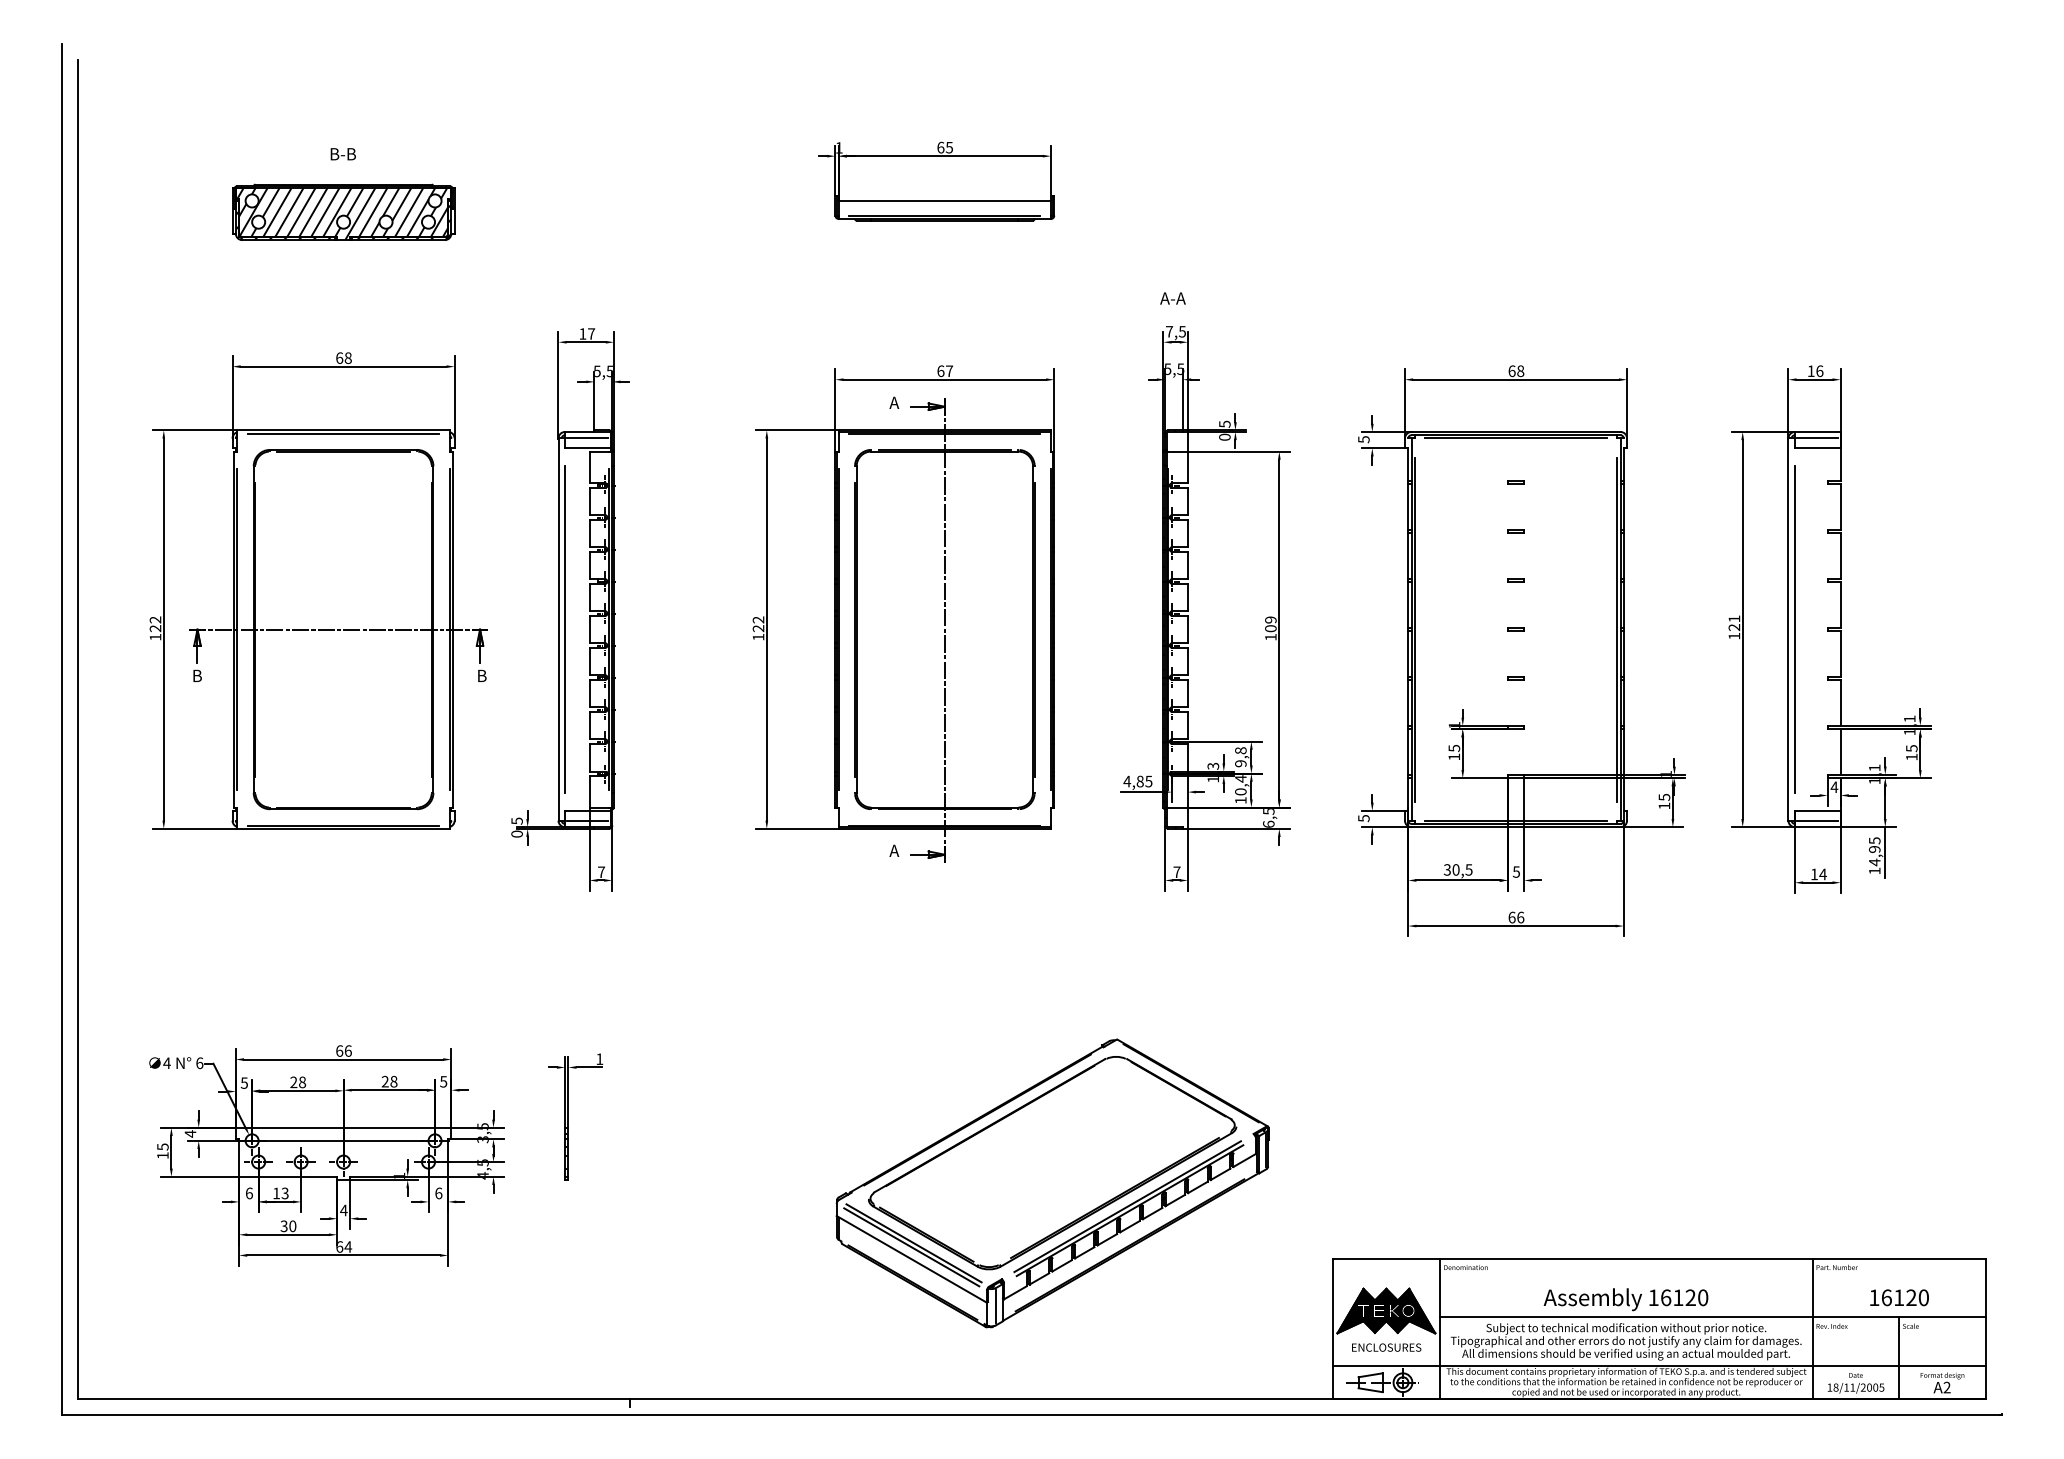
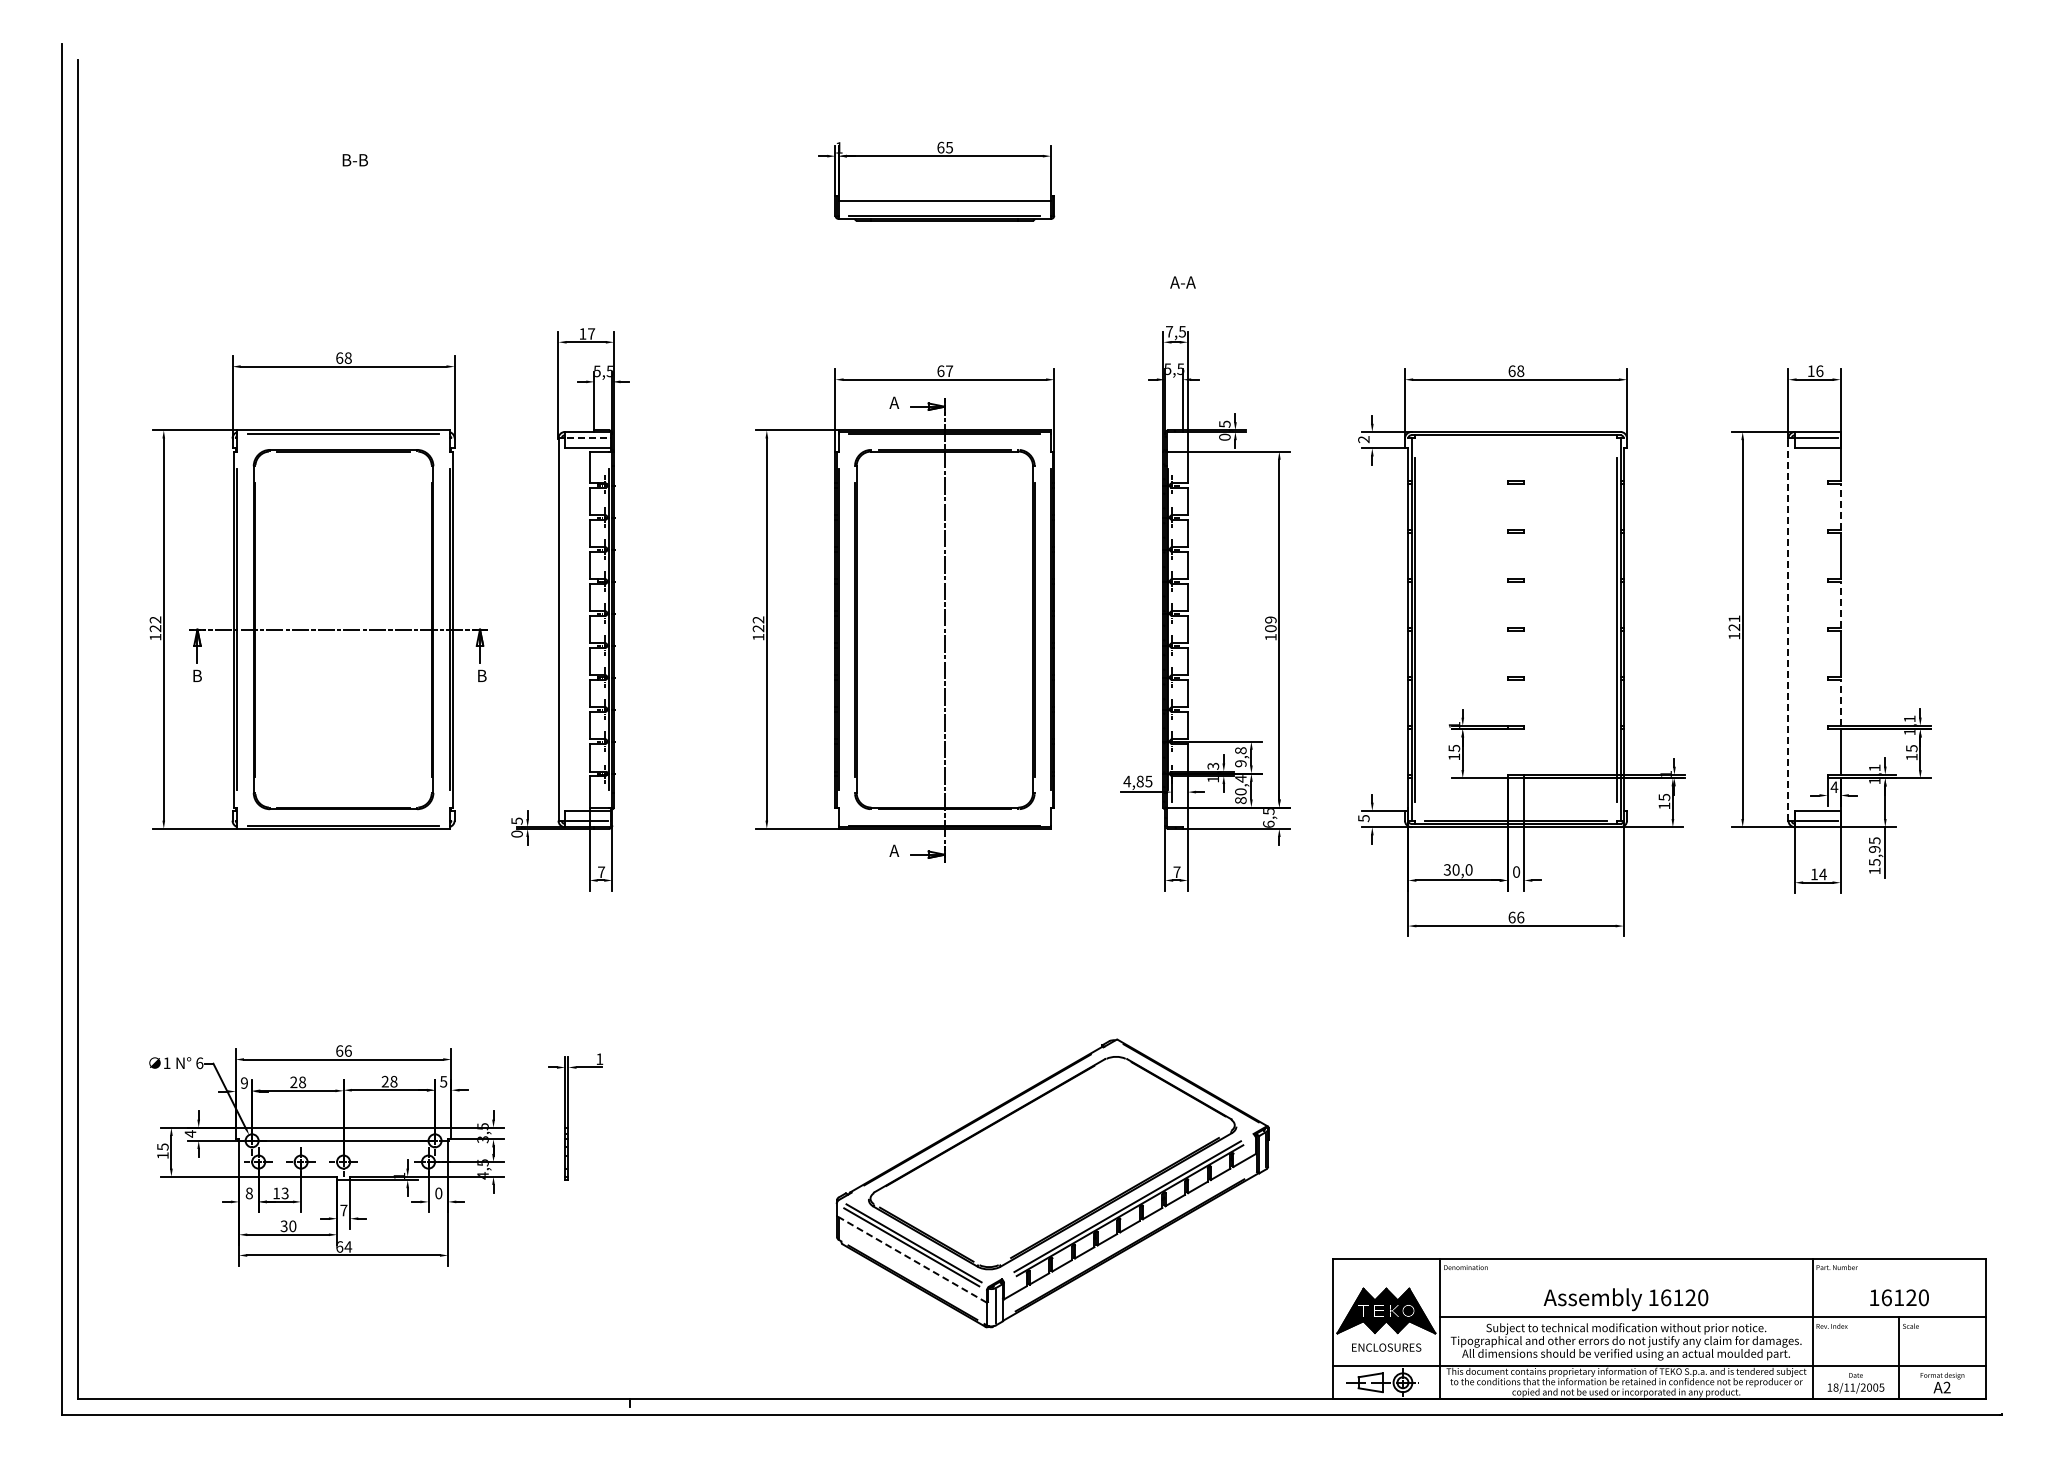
text position: (342, 154) -> (354, 160) (354, 160)
part: present -> none (343, 211)
text position: (1172, 298) -> (1182, 282) (1182, 282)
line: solid -> dashed (587, 438)
line: present -> none (1515, 438)
text: 5 -> 2 (1363, 439)
line: solid -> dashed (1840, 507)
line: solid -> dashed (1840, 605)
line: present -> none (565, 629)
line: solid -> dashed (1788, 629)
line: present -> none (1794, 629)
line: solid -> dashed (1840, 703)
text: 10,4 -> 80,4 (1240, 800)
text: 14,95 -> 15,95 (1874, 862)
text: 30,5 -> 30,0 (1468, 869)
text: 5 -> 0 (1516, 871)
text: 4 -> 1 (166, 1062)
text: 5 -> 9 (243, 1082)
text: 6 -> 0 (438, 1192)
text: 6 -> 8 (248, 1193)
text: 4 -> 7 (343, 1210)
line: solid -> dashed (911, 1259)
